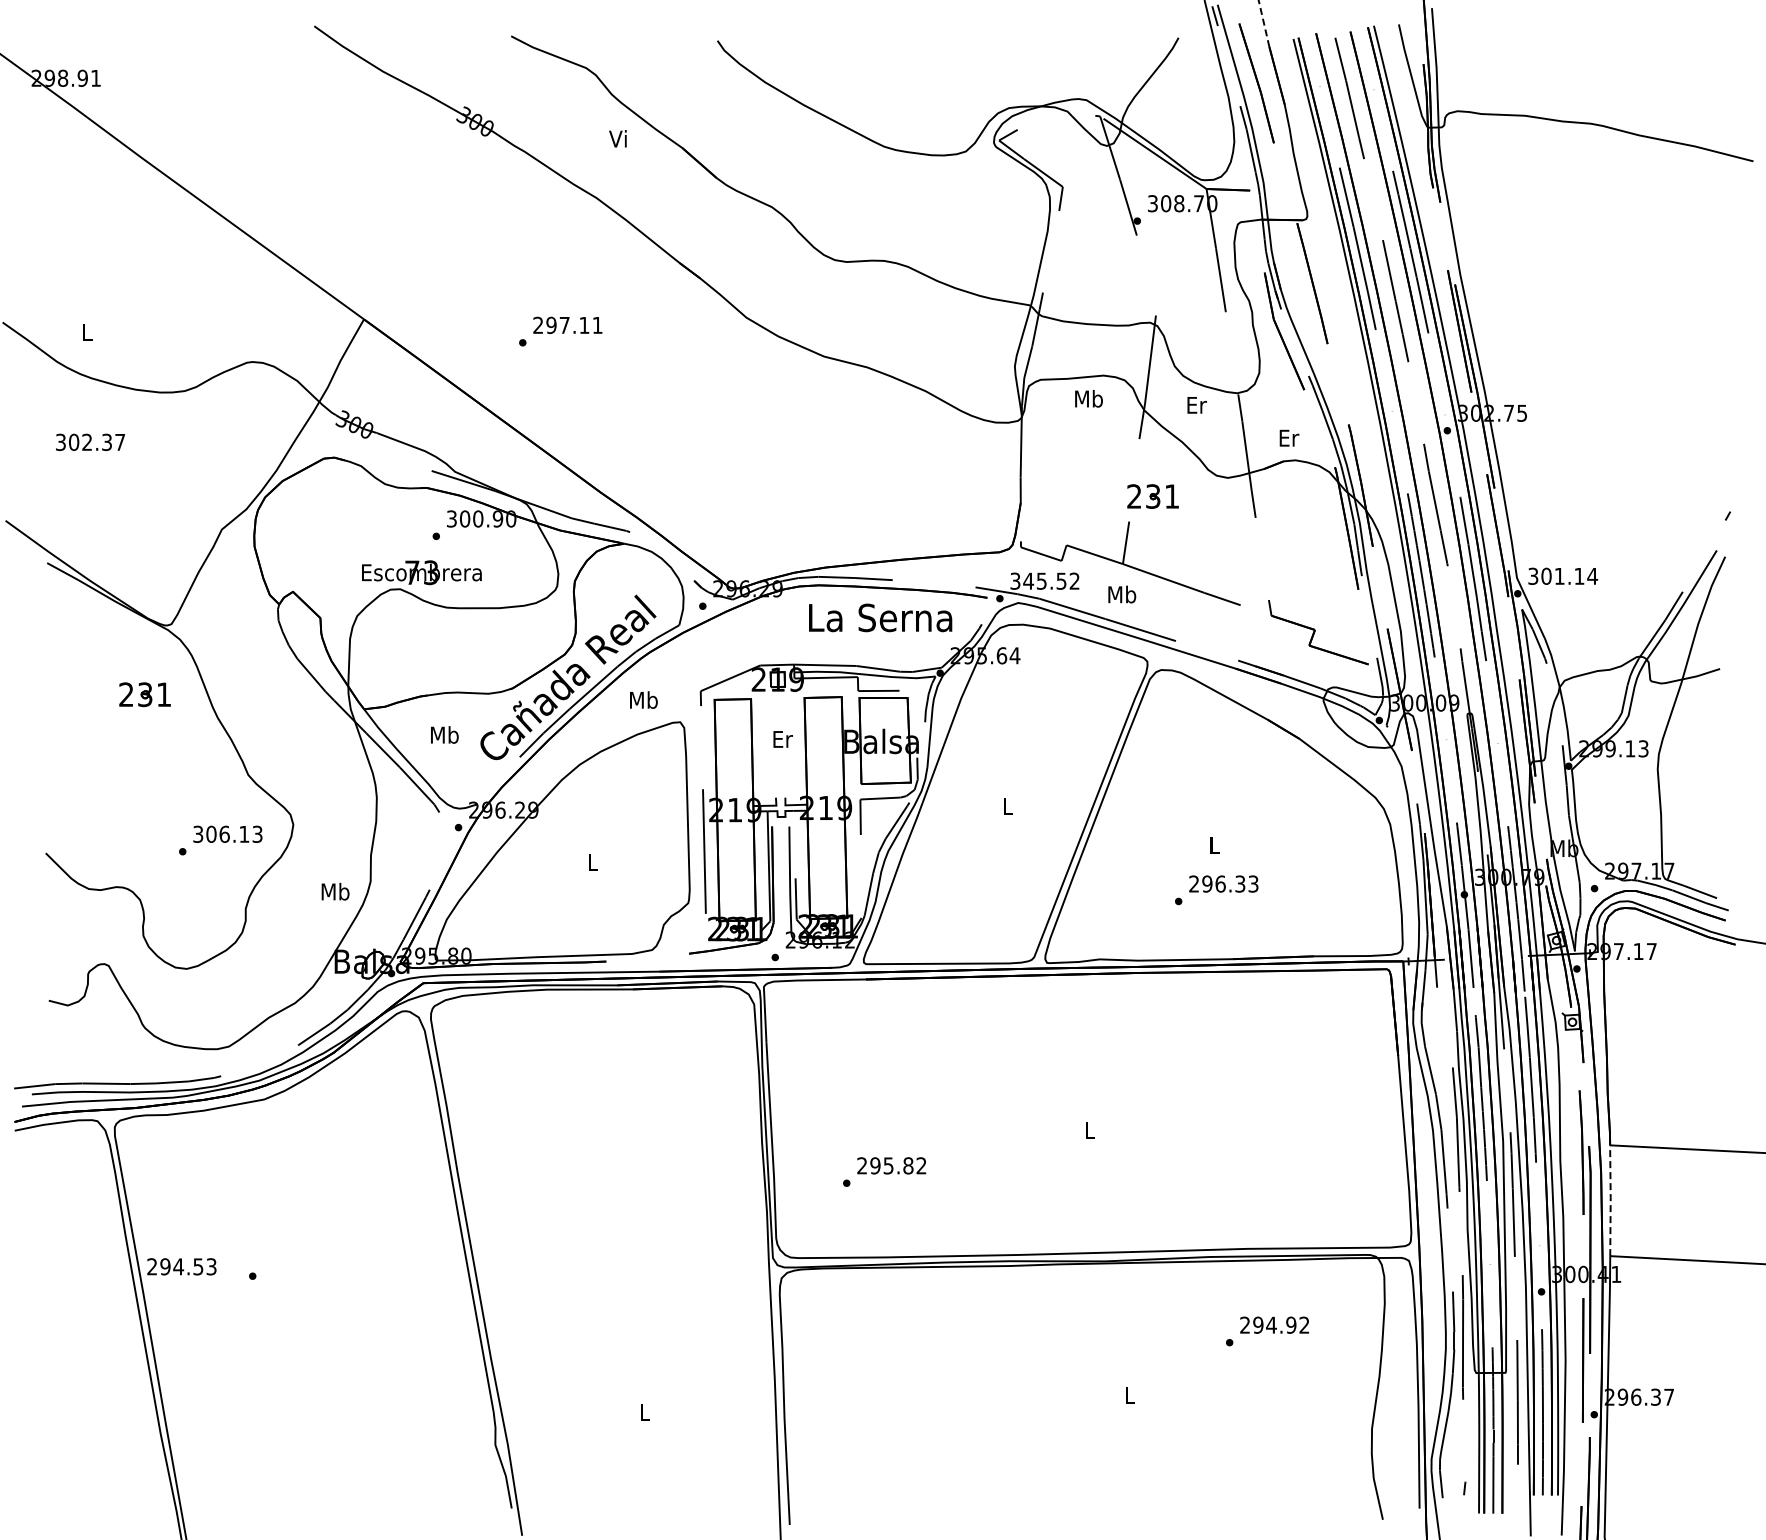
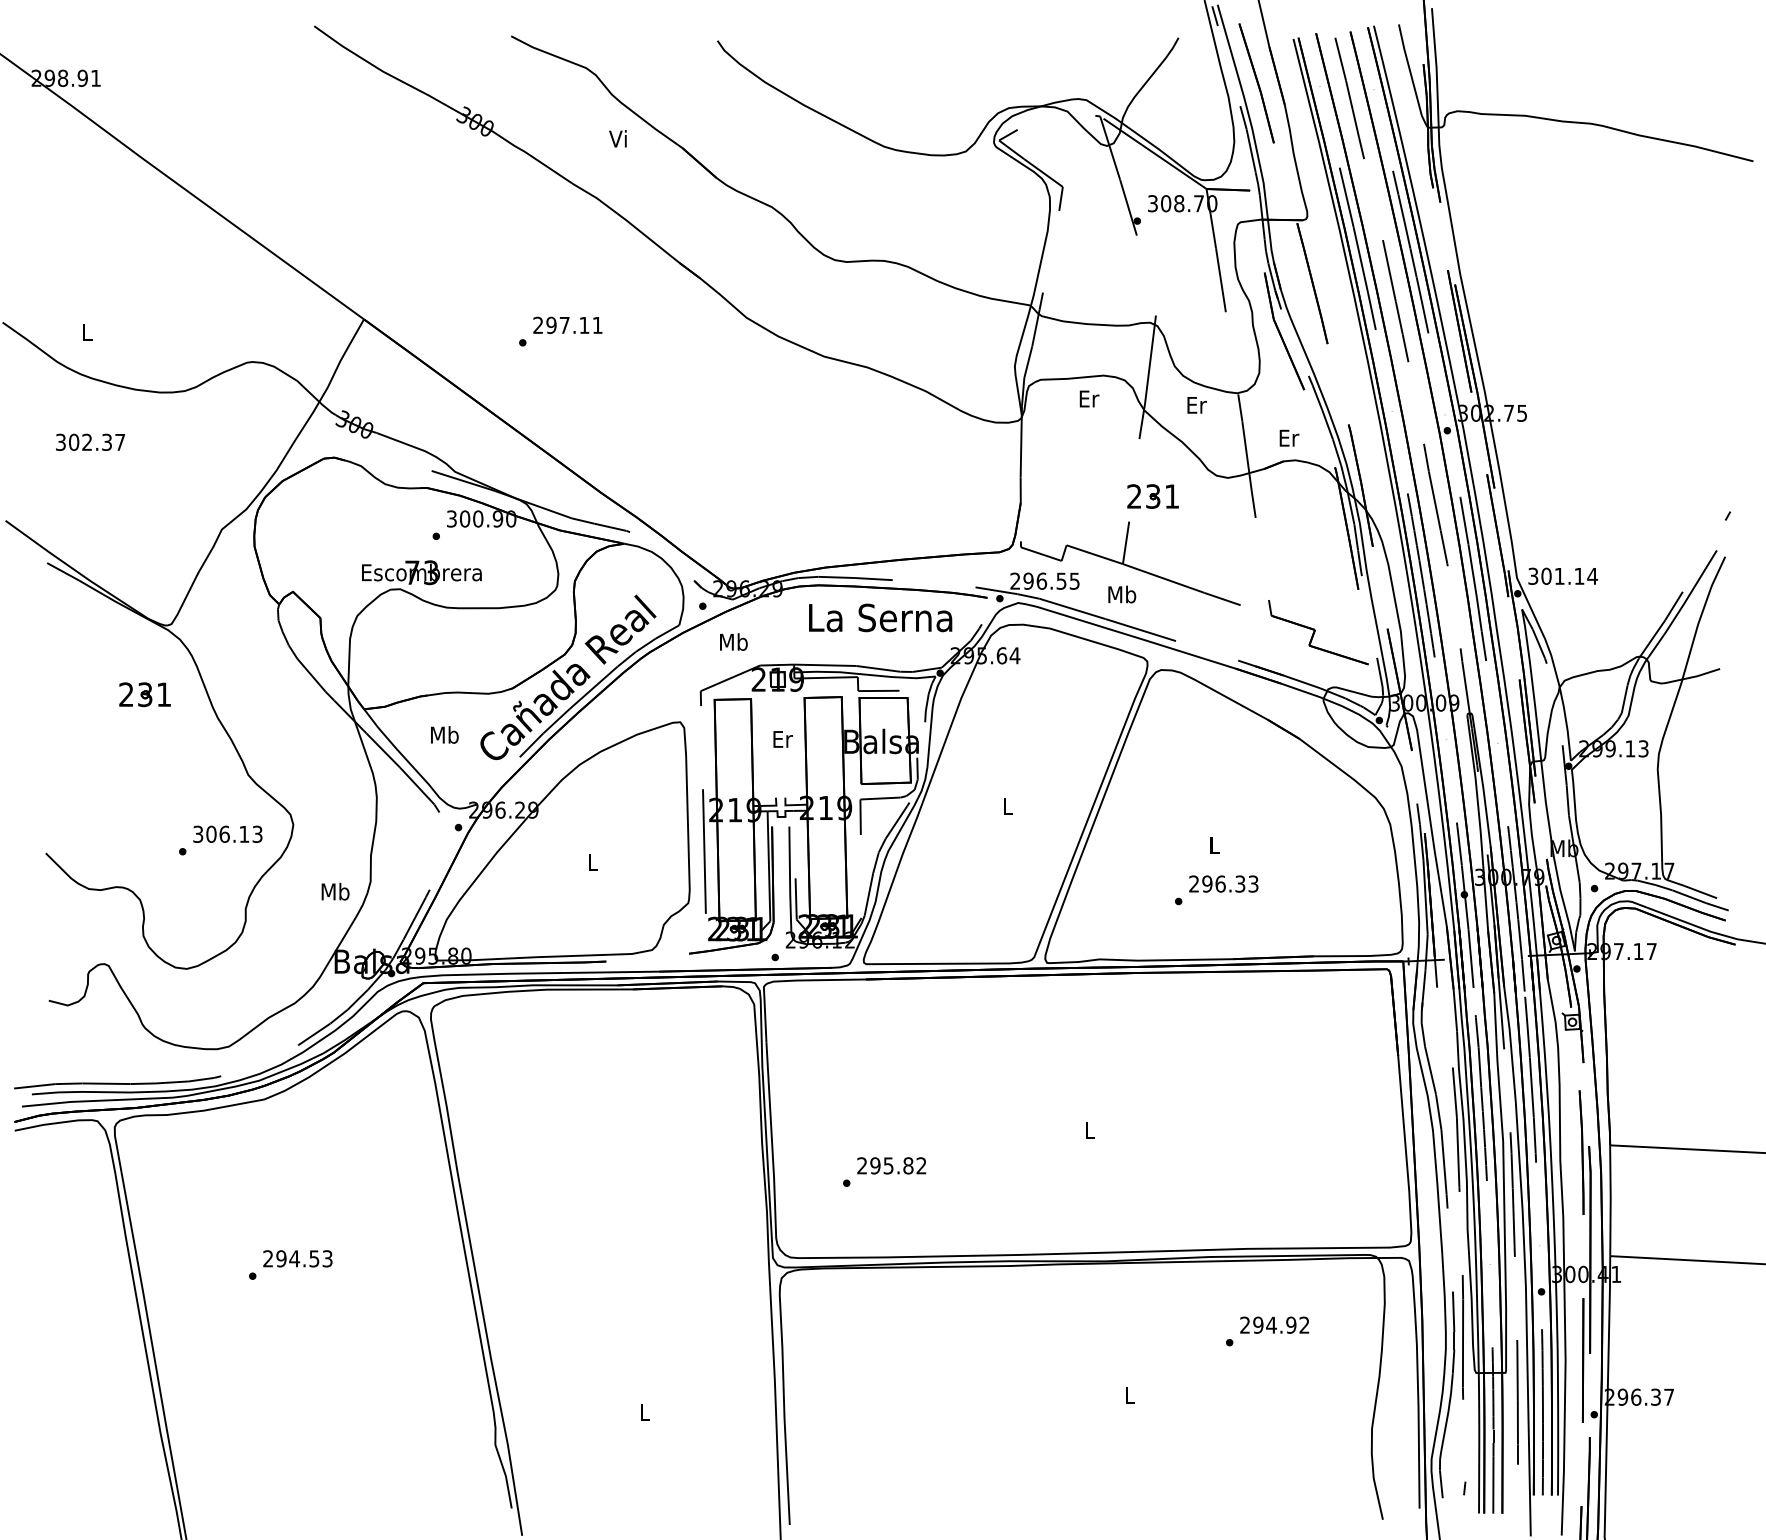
line: dashed -> solid (1264, 23)
text: Mb -> Er (1088, 398)
text: 345.52 -> 296.55 (1044, 580)
text position: (643, 699) -> (733, 641) (733, 641)
line: dashed -> solid (1610, 1199)
text position: (181, 1266) -> (297, 1258) (297, 1258)
